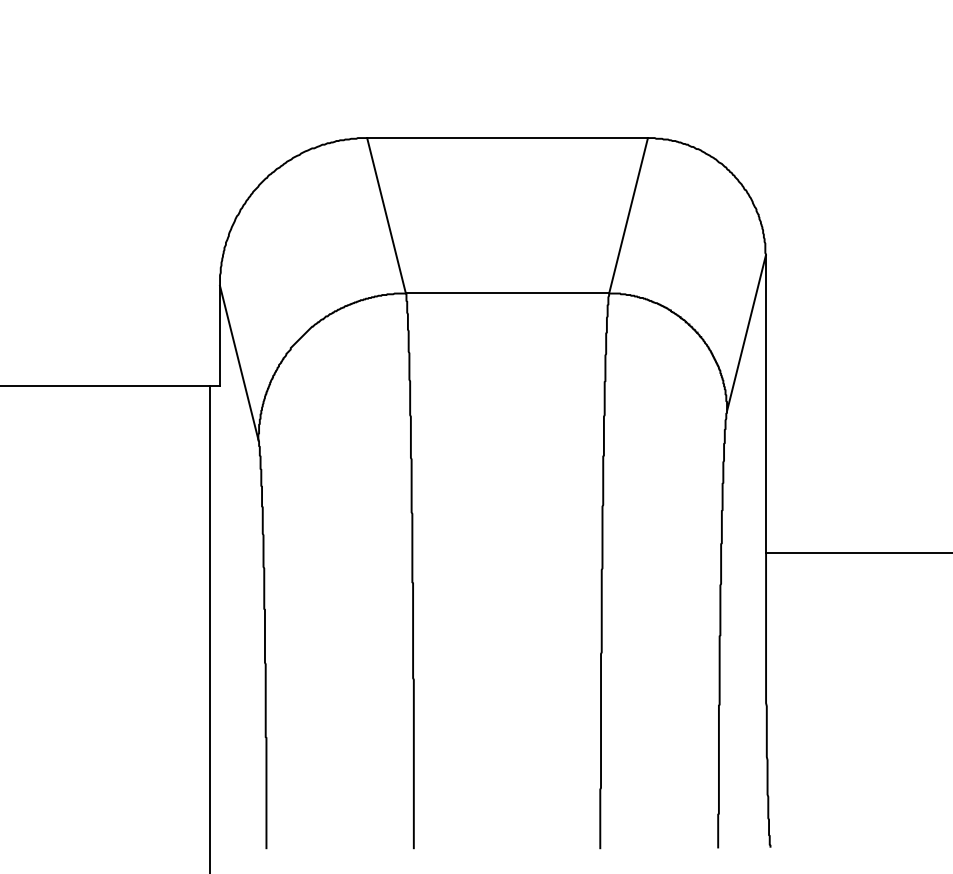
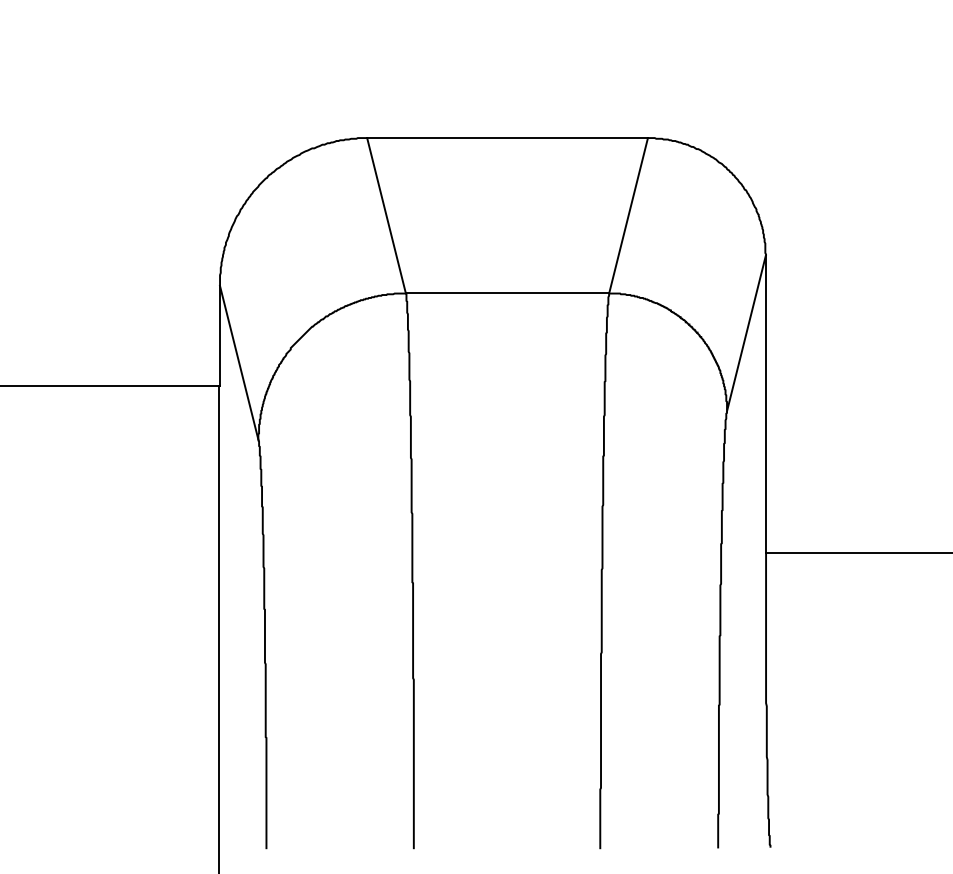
line position: (210, 627) -> (219, 627) (219, 627)
